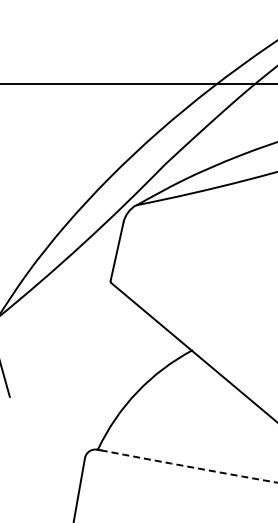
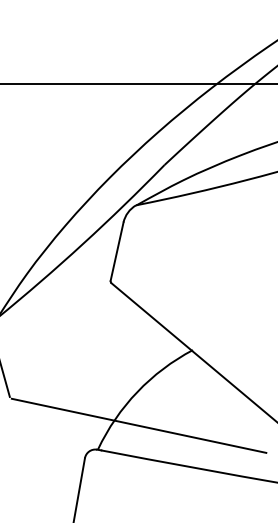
line: none -> present (138, 425)
arc: dashed -> solid (190, 467)
